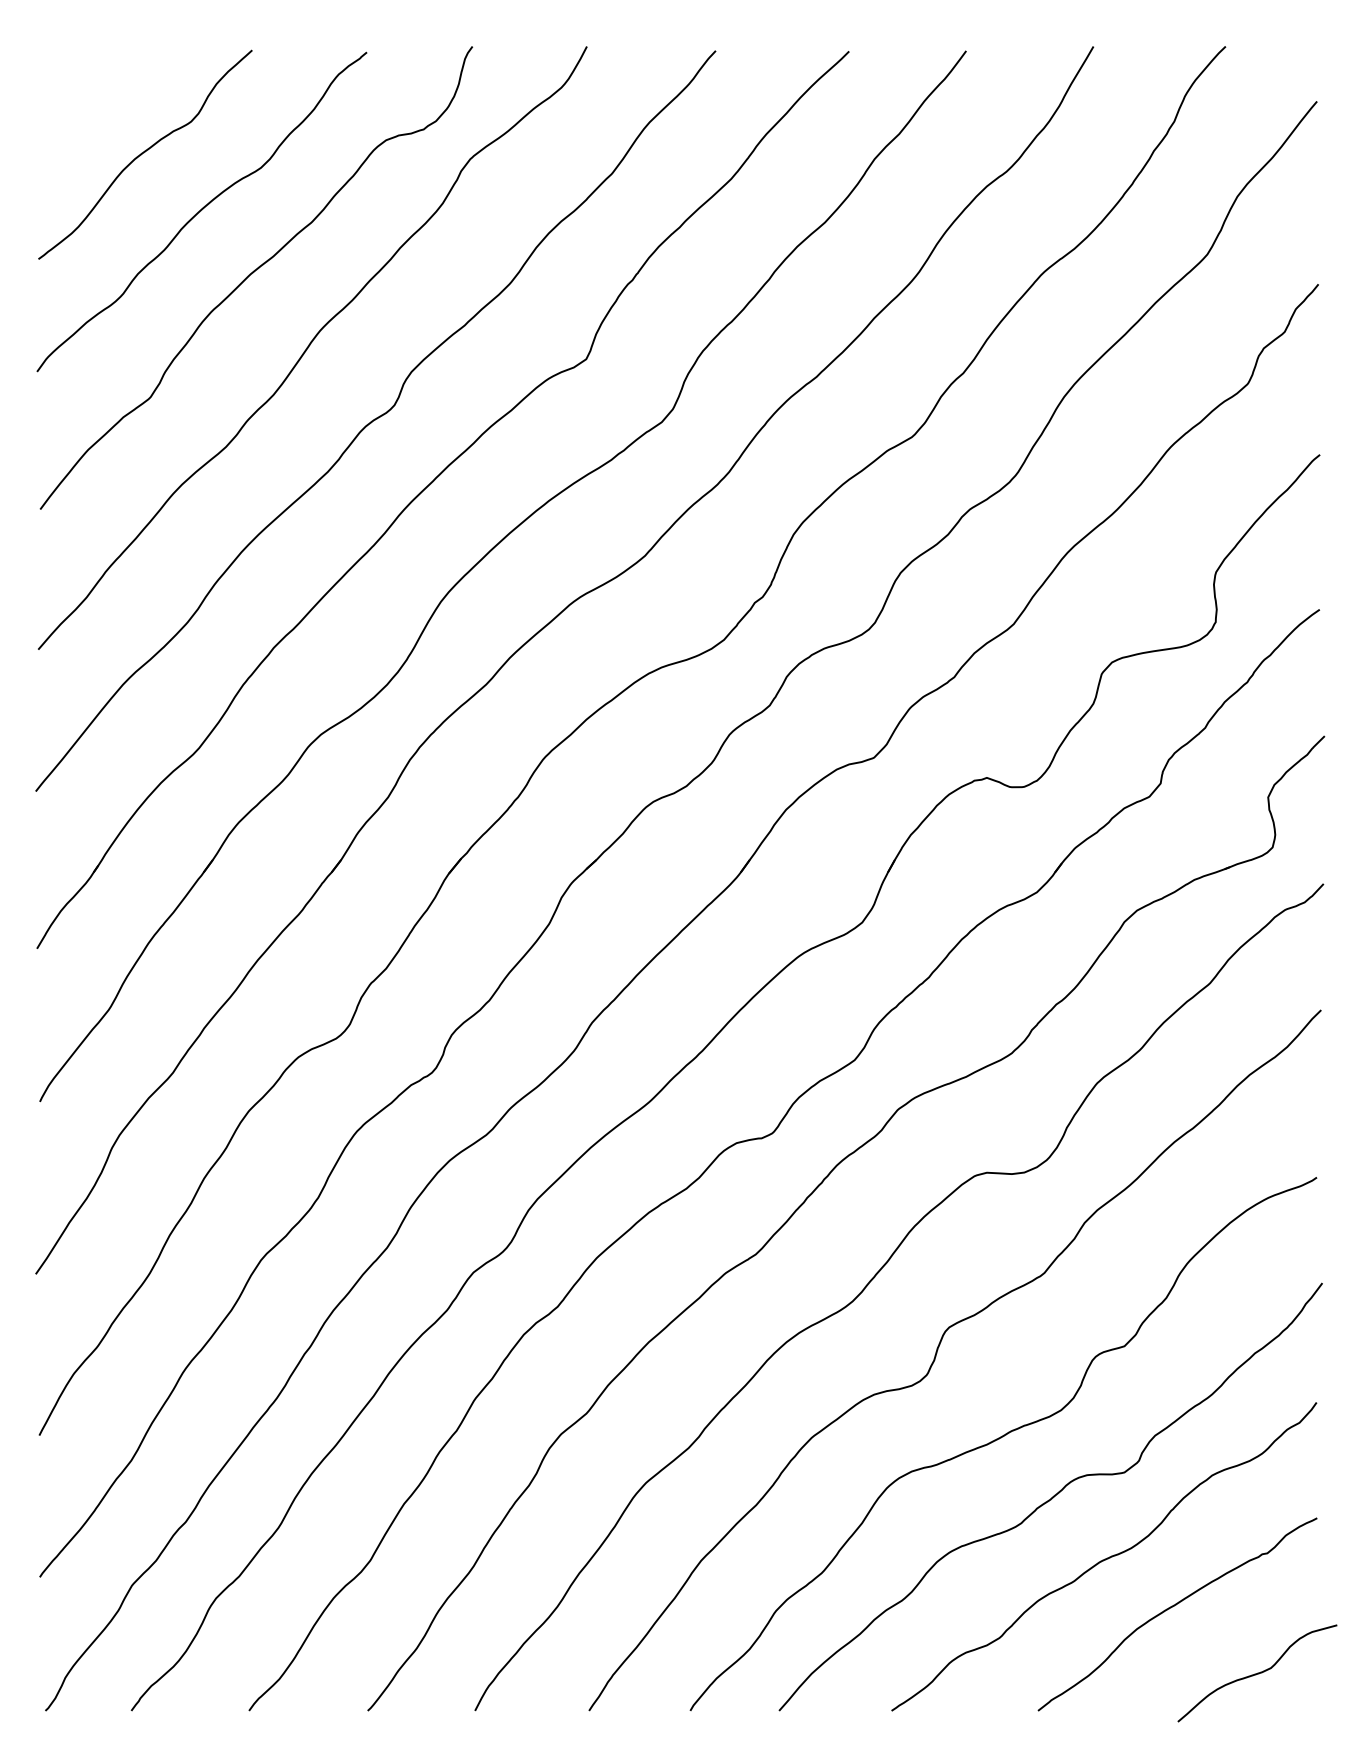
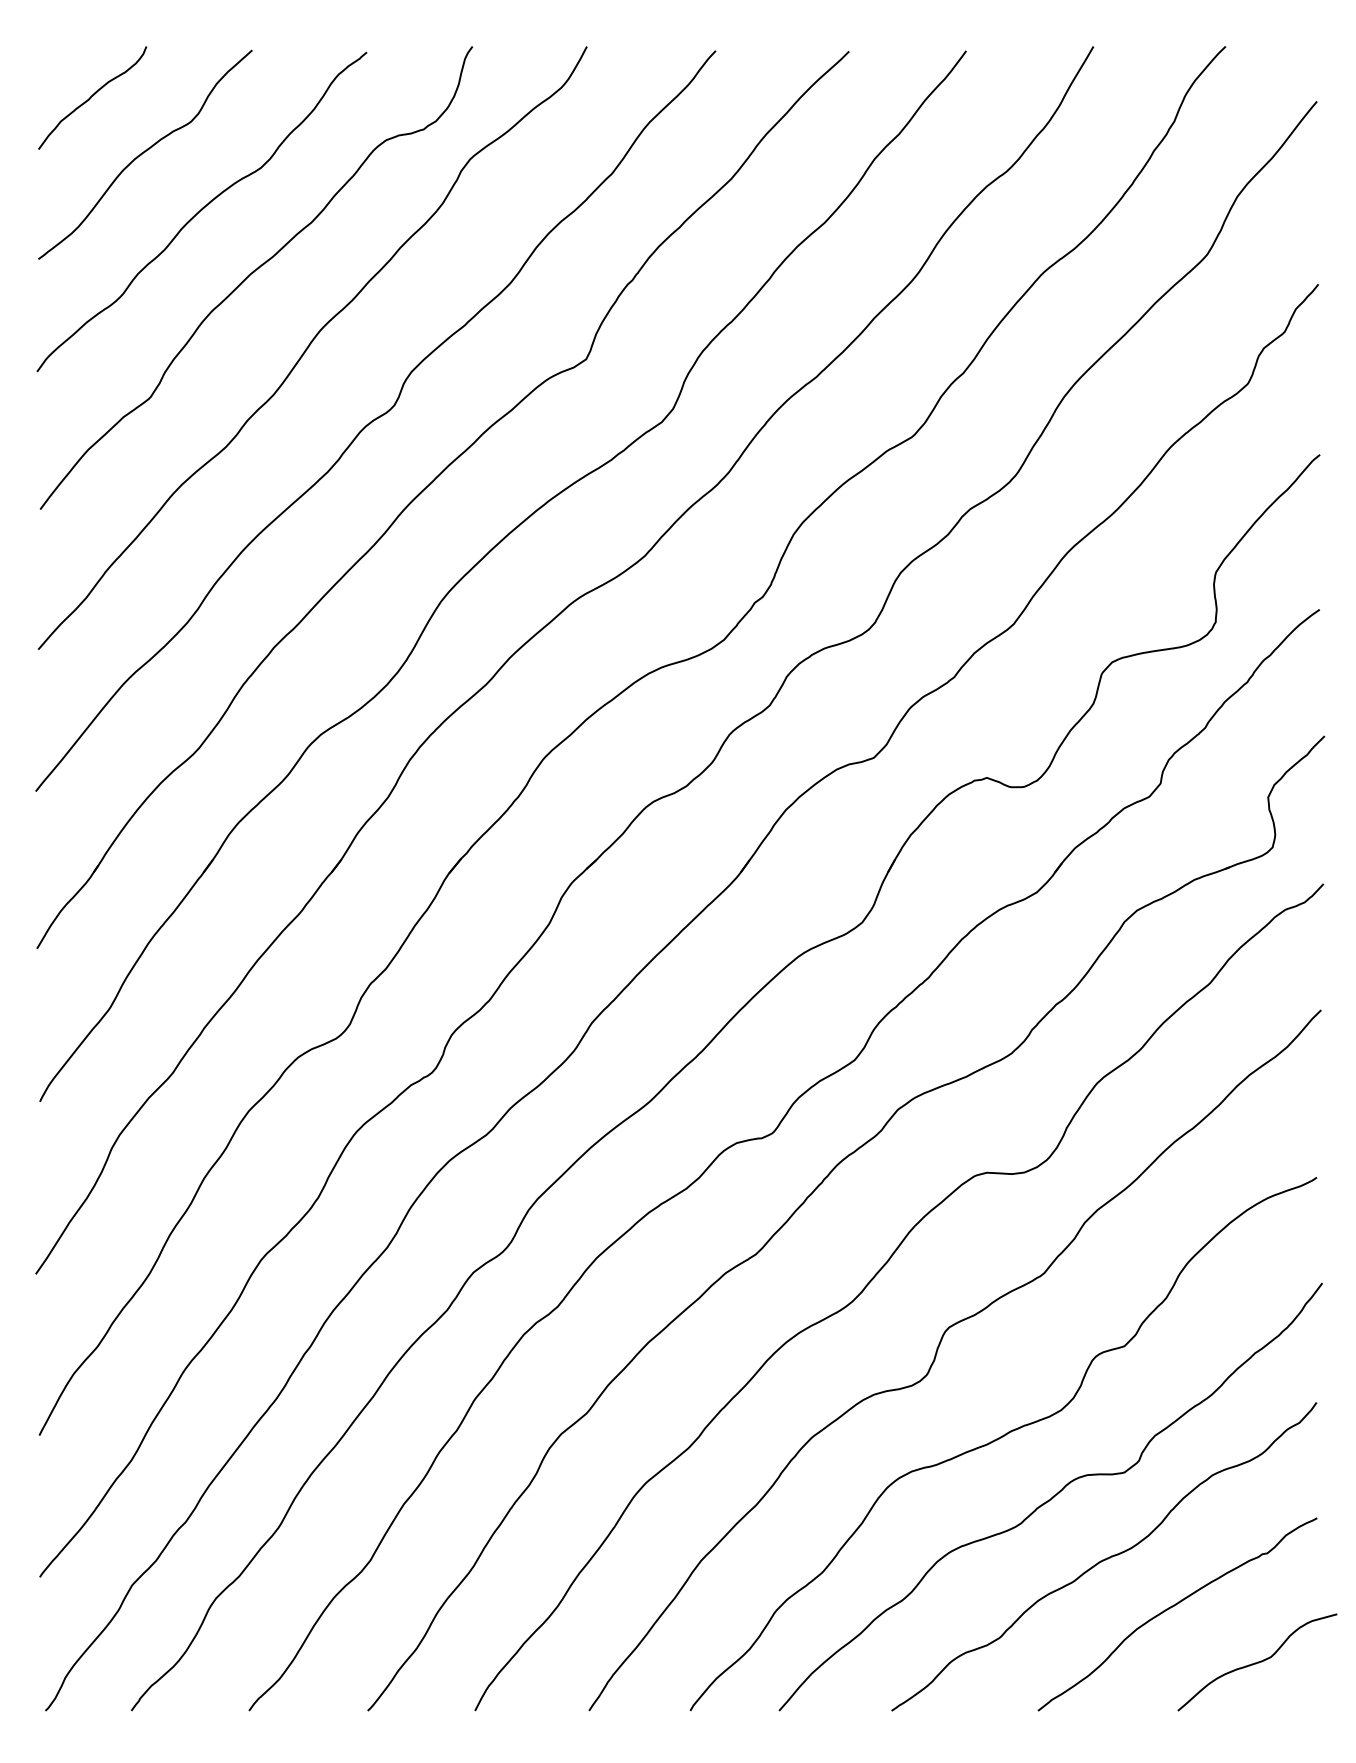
curve: none -> present (92, 96)
curve position: (1257, 1673) -> (1257, 1662) (1257, 1662)
